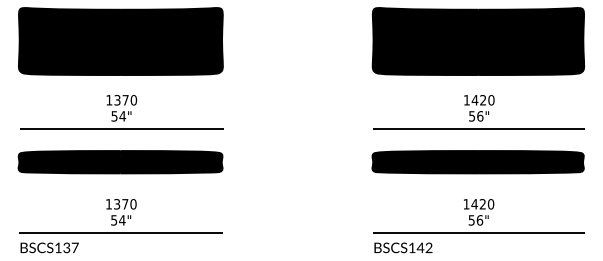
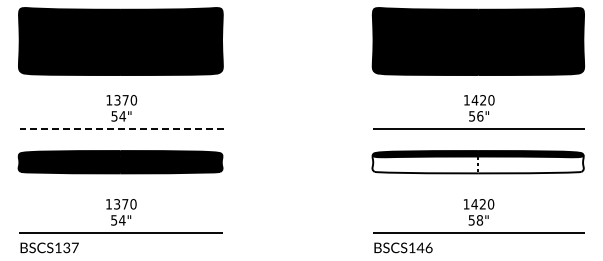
line: solid -> dashed (121, 129)
fill: present -> none (477, 164)
text: 56" -> 58" (479, 220)
text: BSCS142 -> BSCS146 (428, 247)
